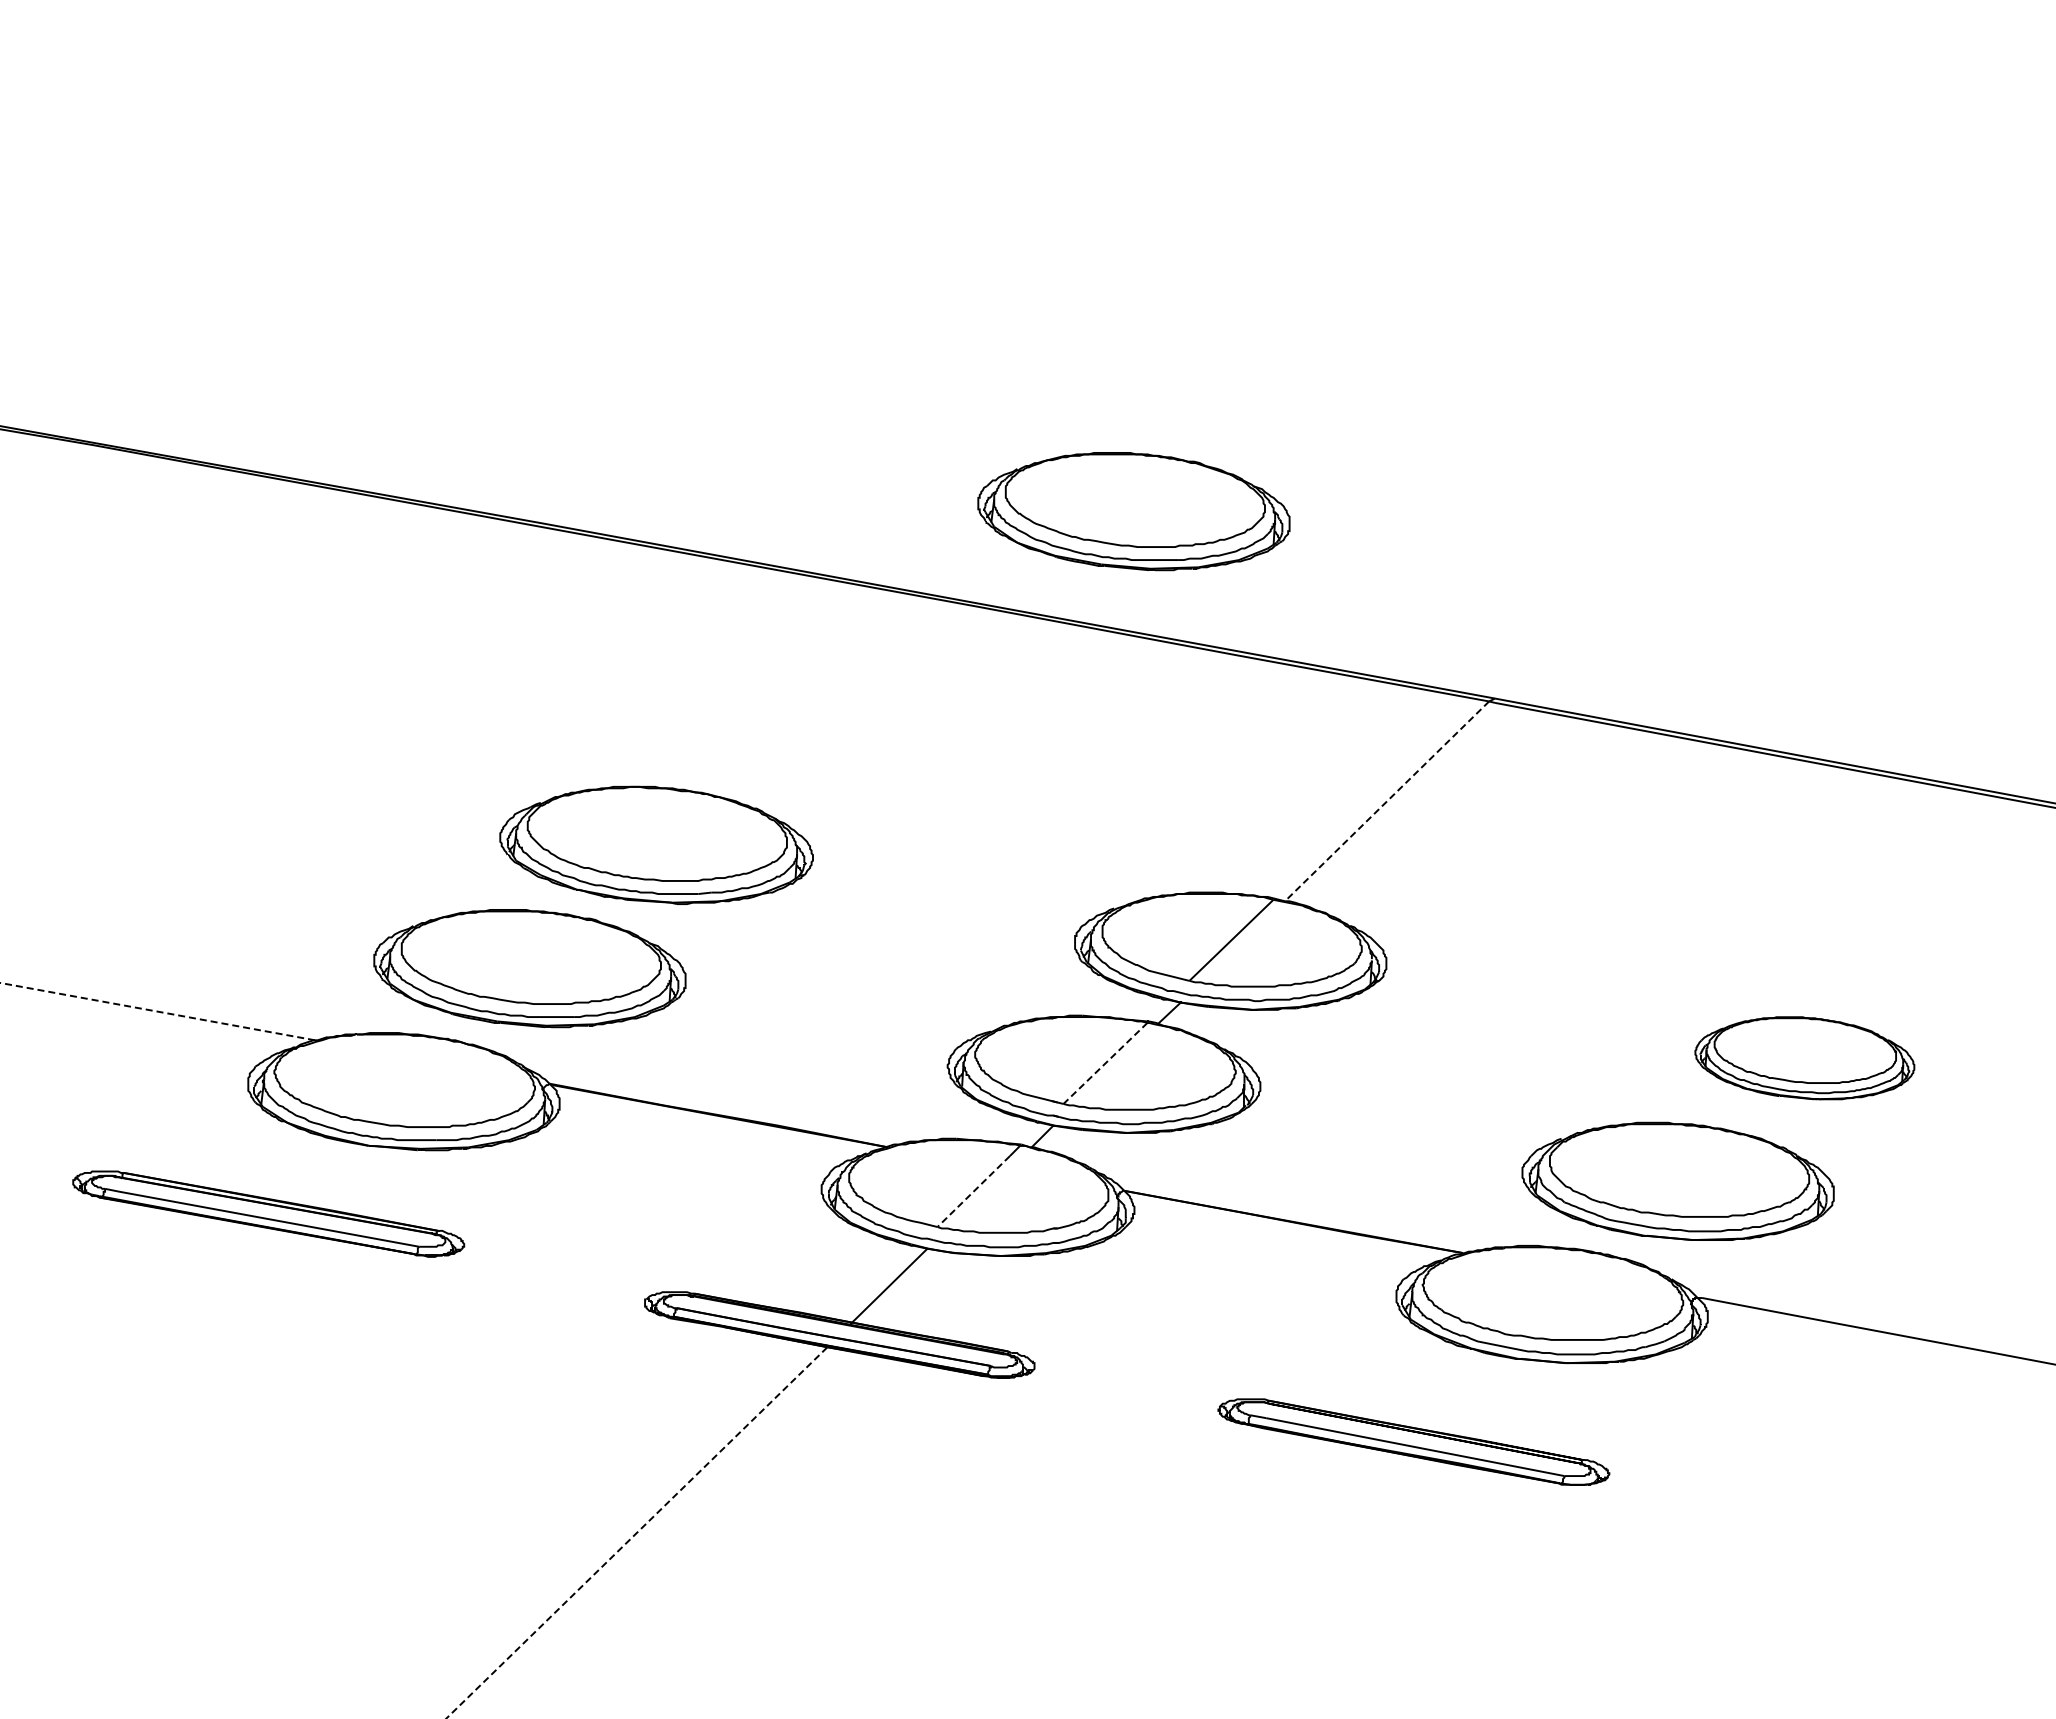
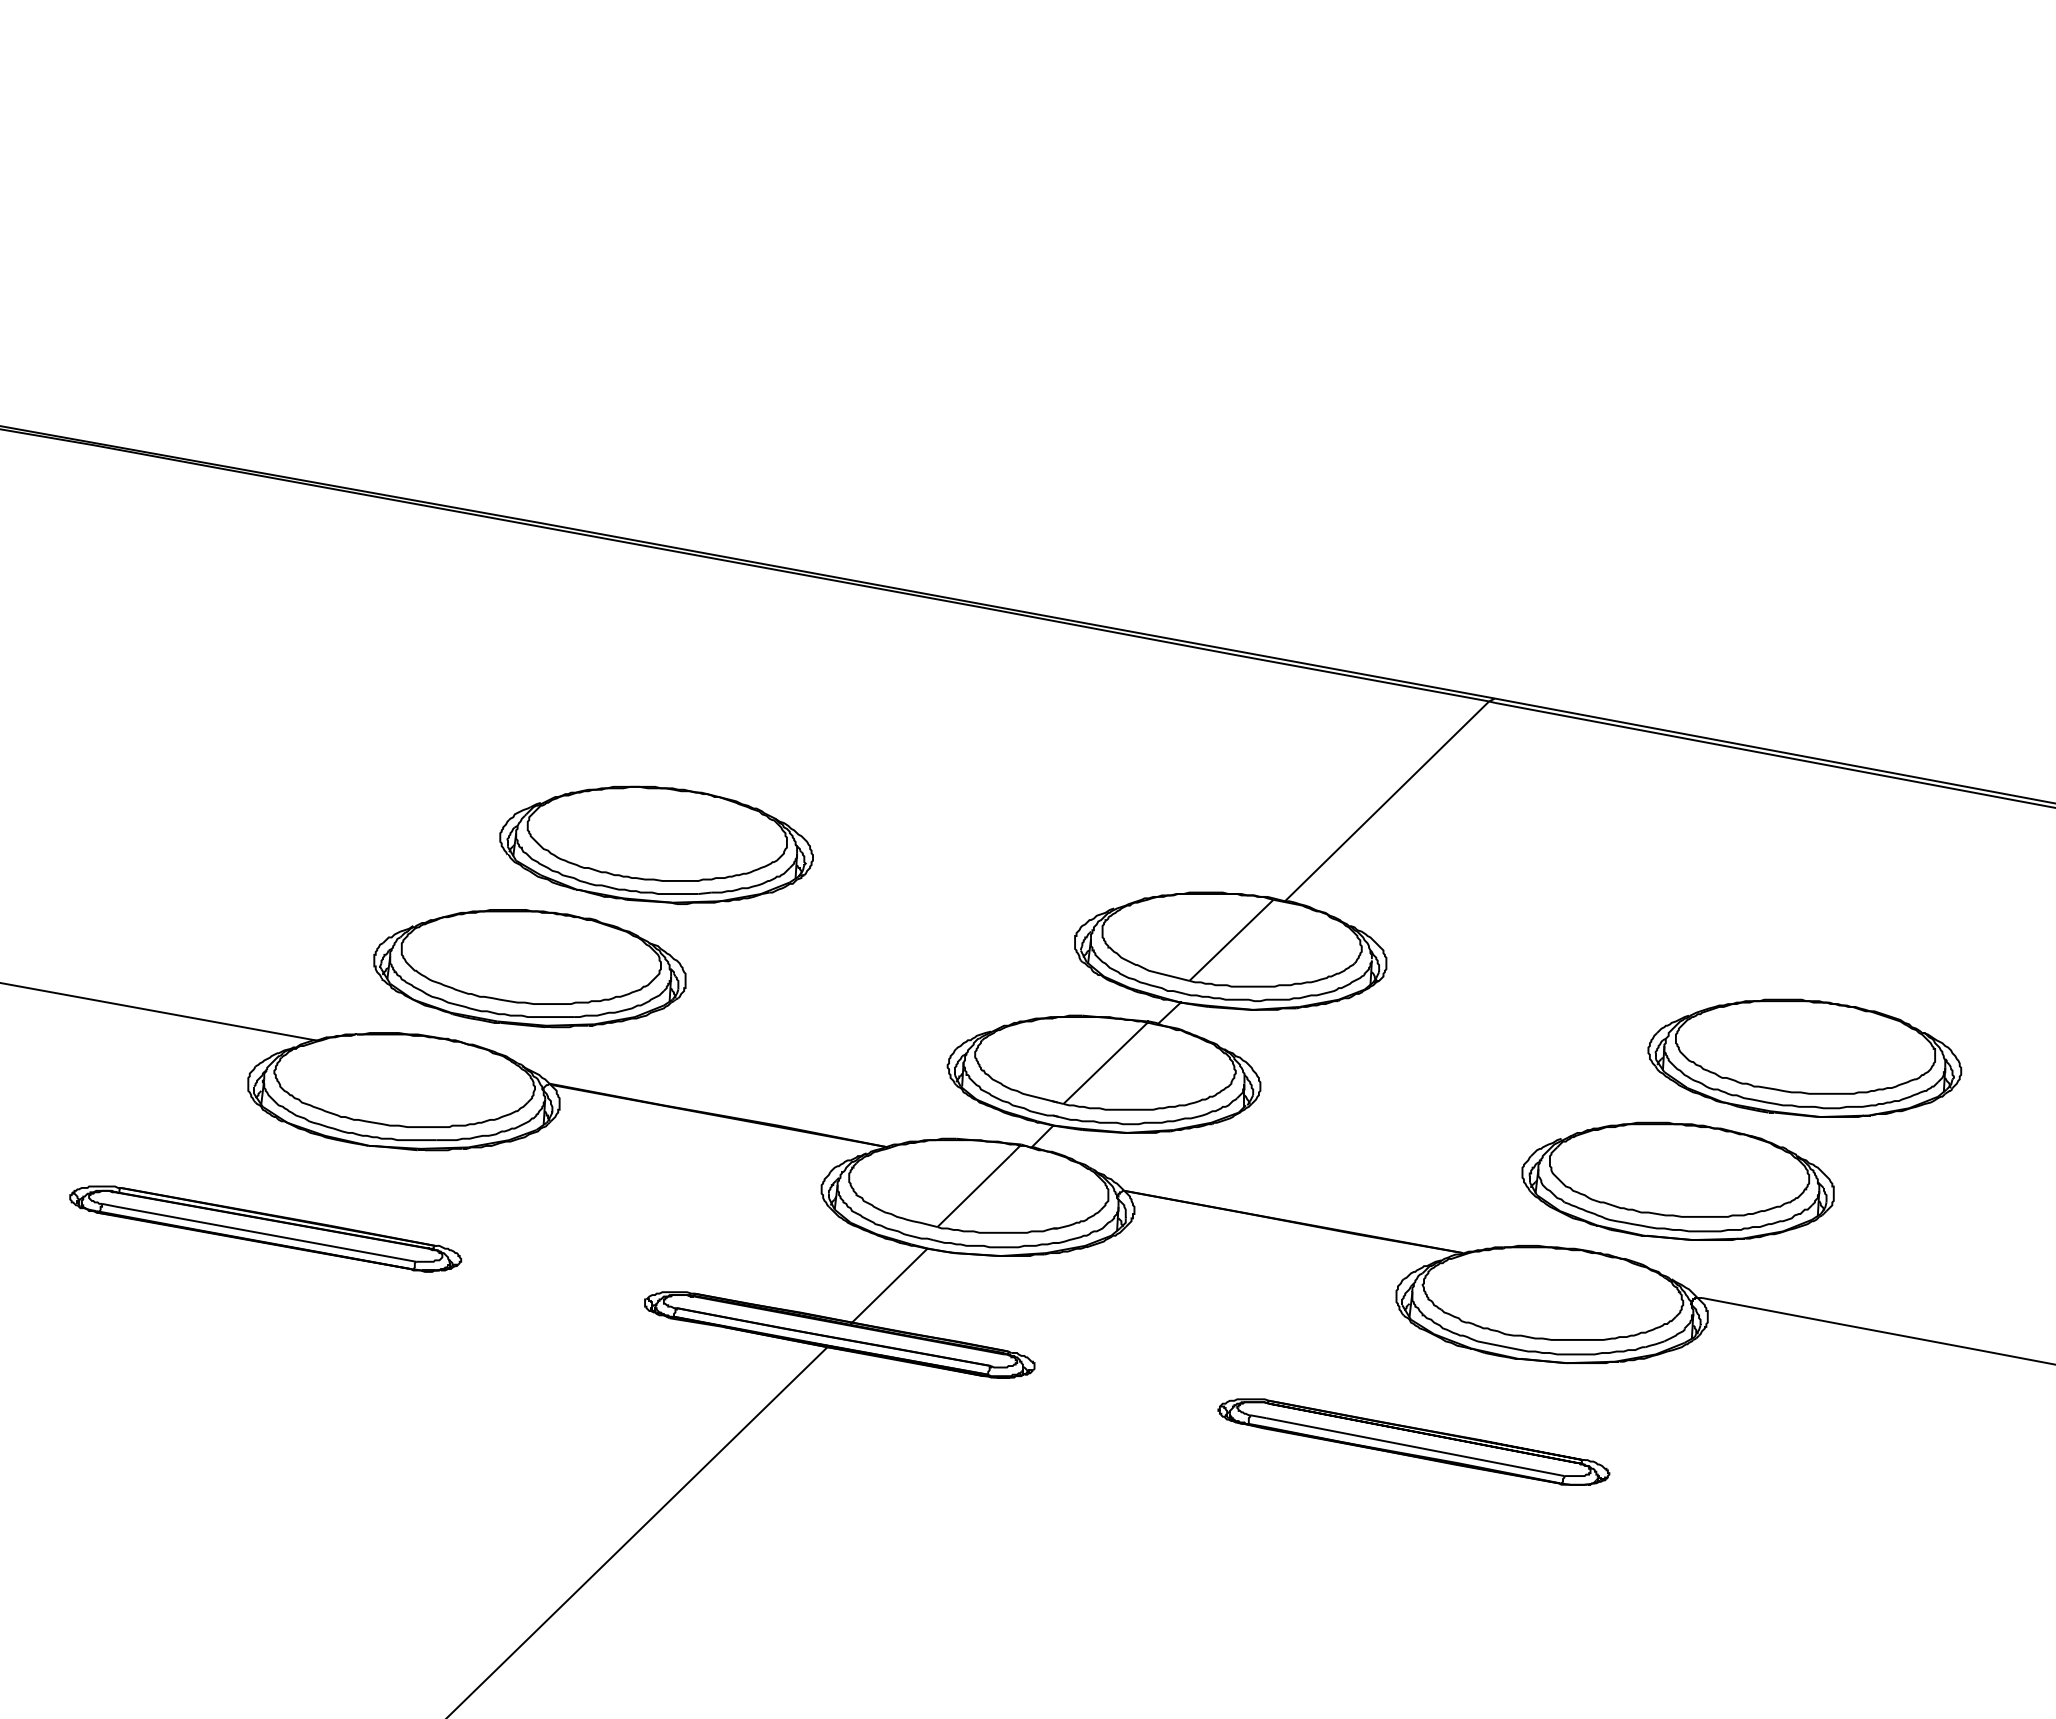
part: present -> none (1133, 511)
line: dashed -> solid (1387, 801)
line: dashed -> solid (157, 1011)
part size: 222x85 px -> 316x120 px (1804, 1057)
line: dashed -> solid (1105, 1063)
line: dashed -> solid (973, 1191)
part position: (268, 1213) -> (265, 1228) (265, 1228)
line: dashed -> solid (637, 1532)
